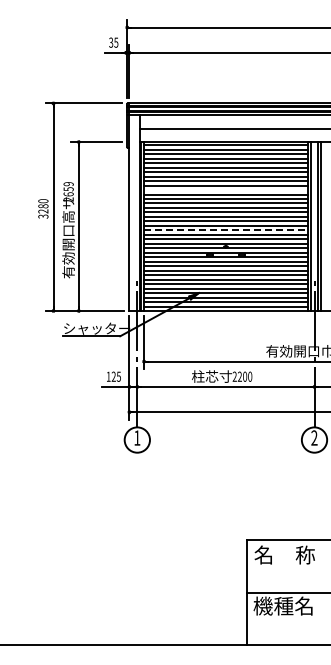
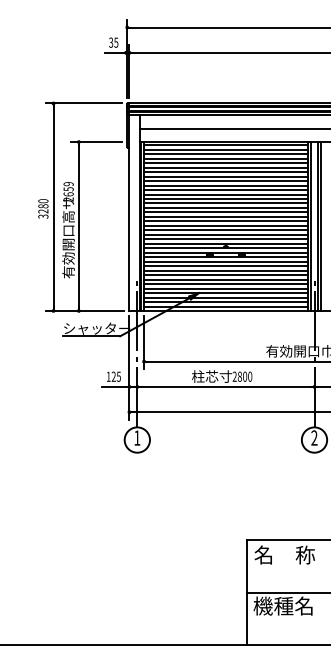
line: none -> present (225, 190)
line: dashed -> solid (225, 230)
text: 2200 -> 2800 (239, 376)
